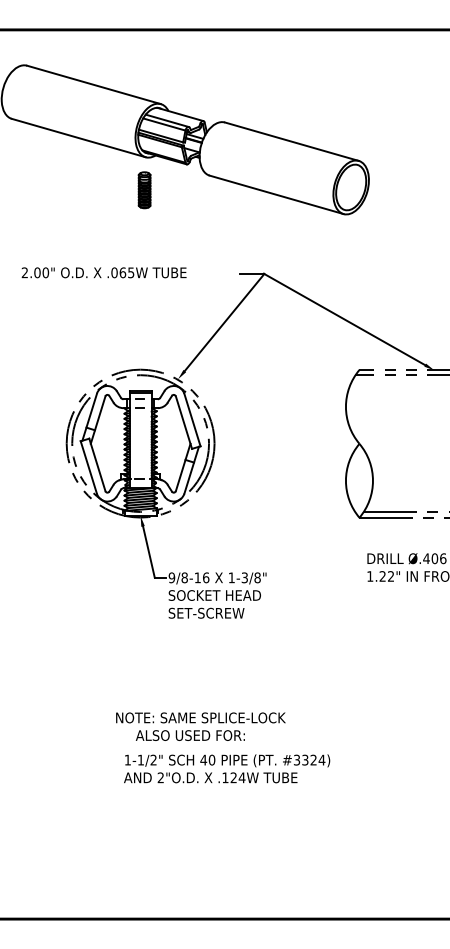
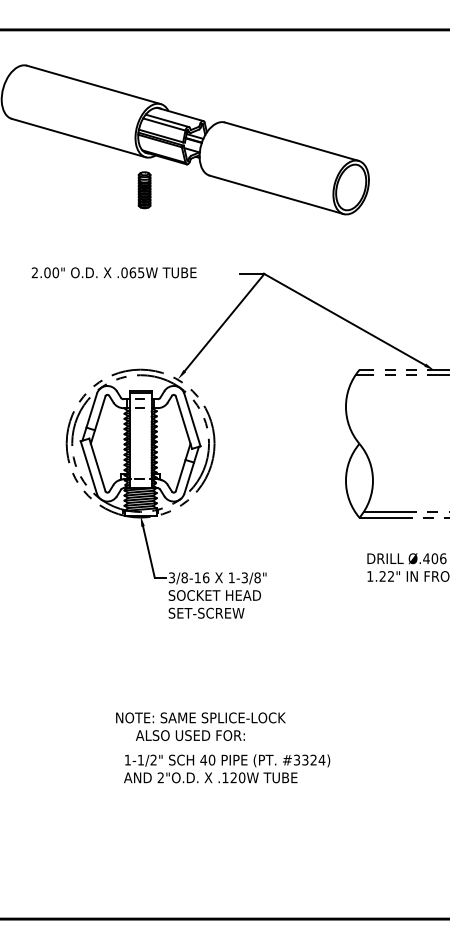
text position: (103, 272) -> (113, 272) (113, 272)
text: 9/8-16 -> 3/8-16 (171, 577)
text: .124W -> .120W (241, 777)
